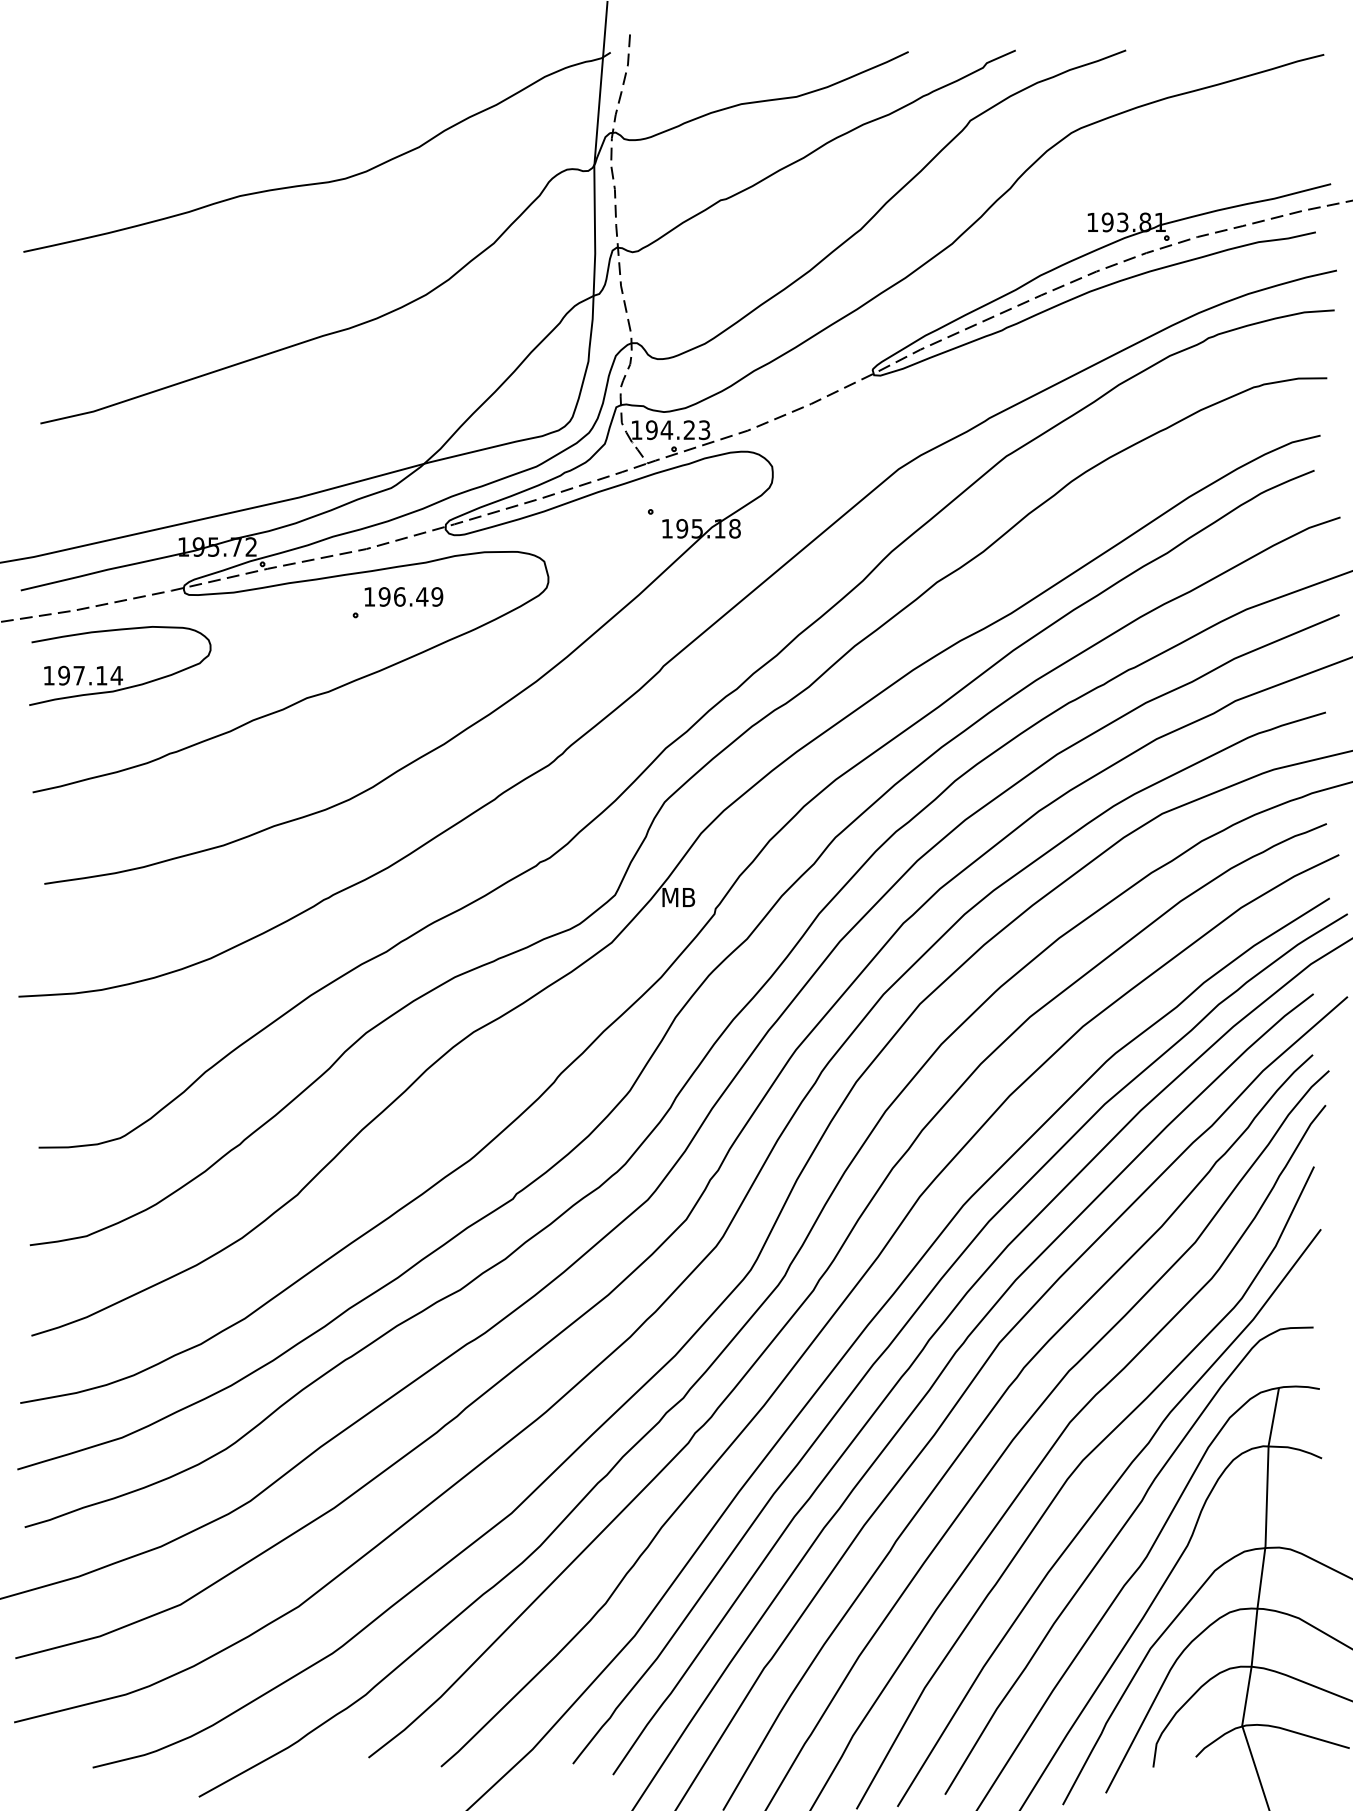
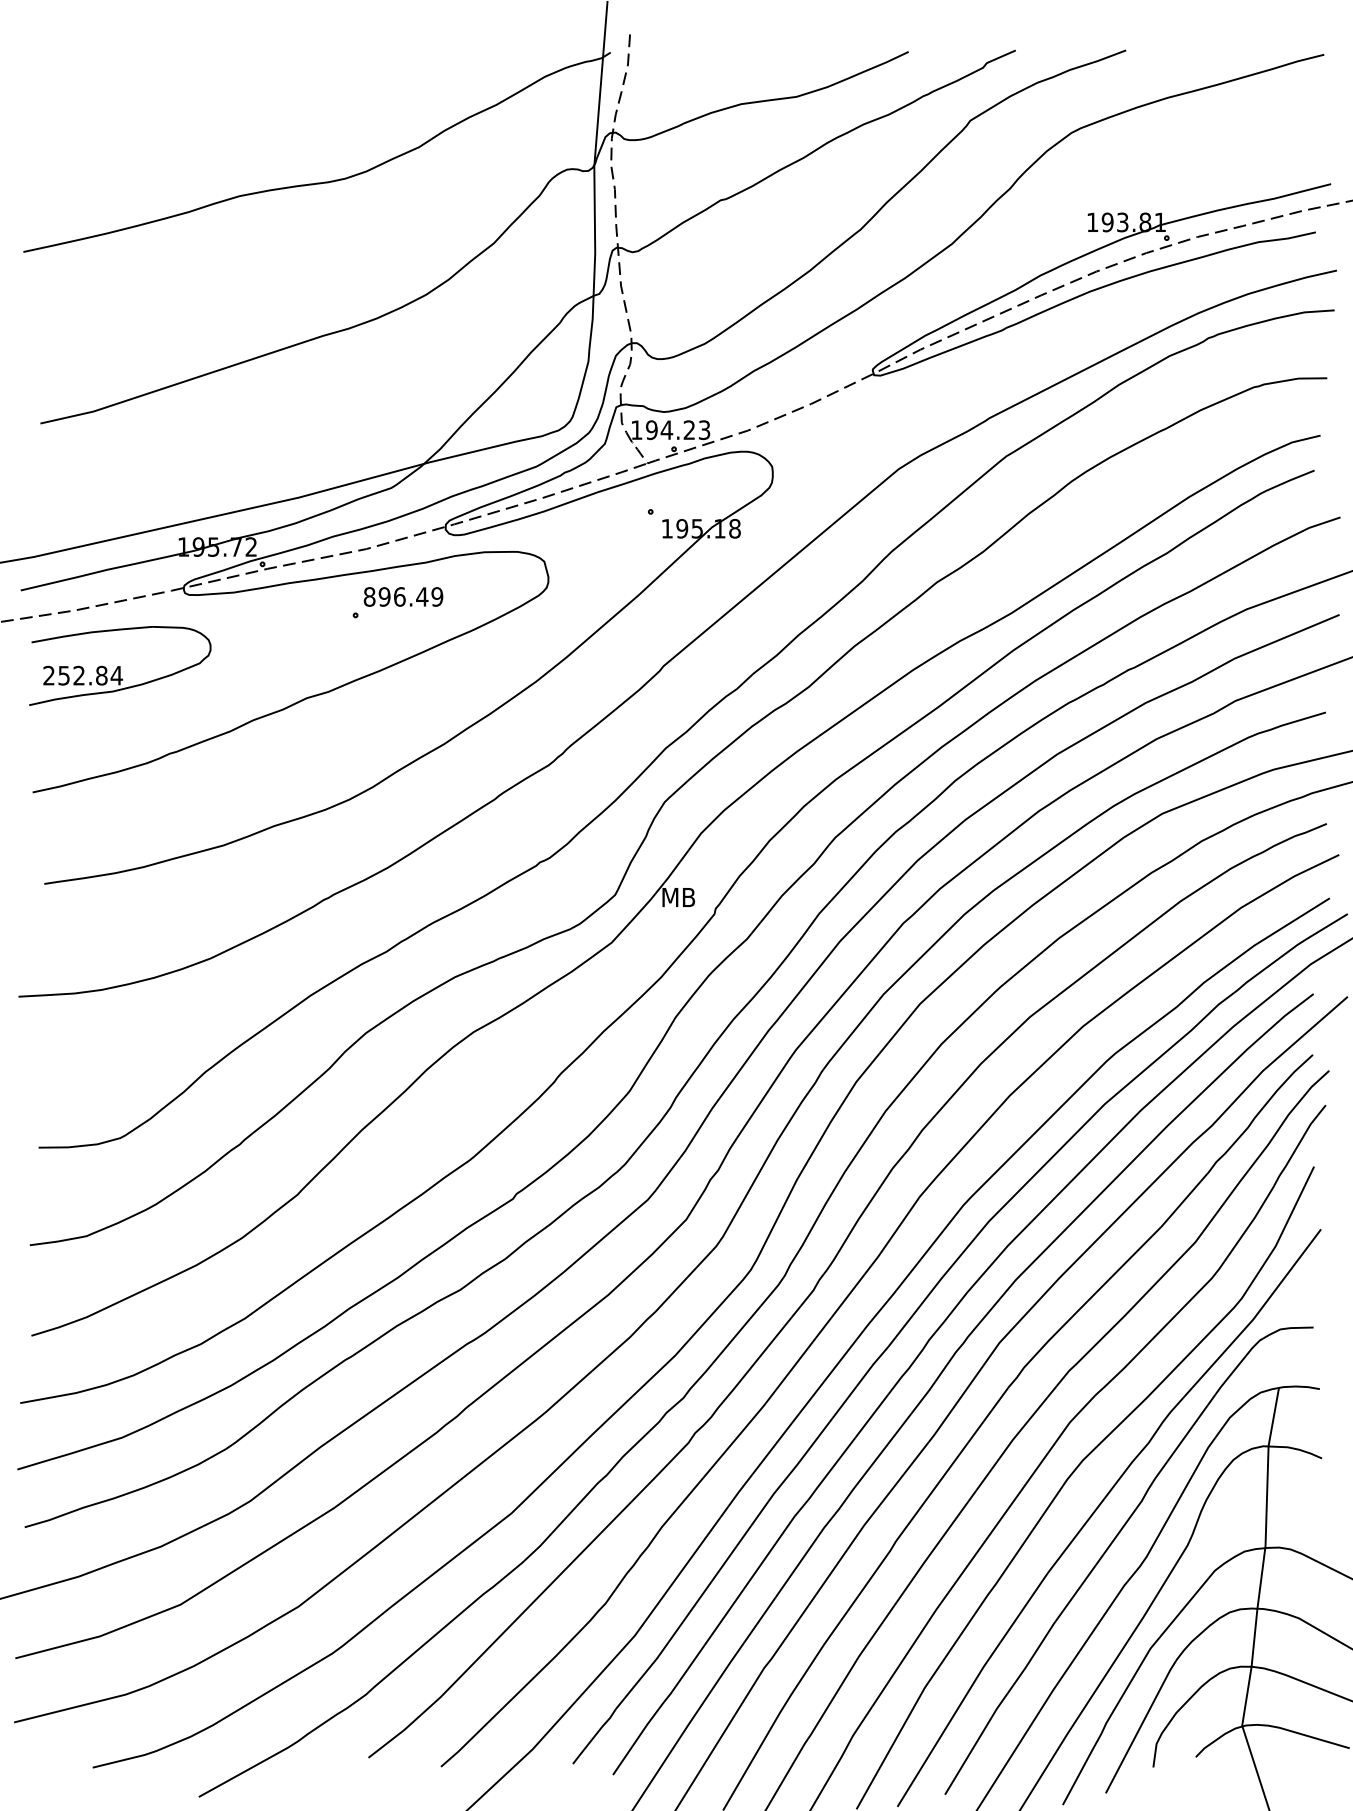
text: 196.49 -> 896.49 (369, 596)
text: 197.14 -> 252.84 (75, 675)
